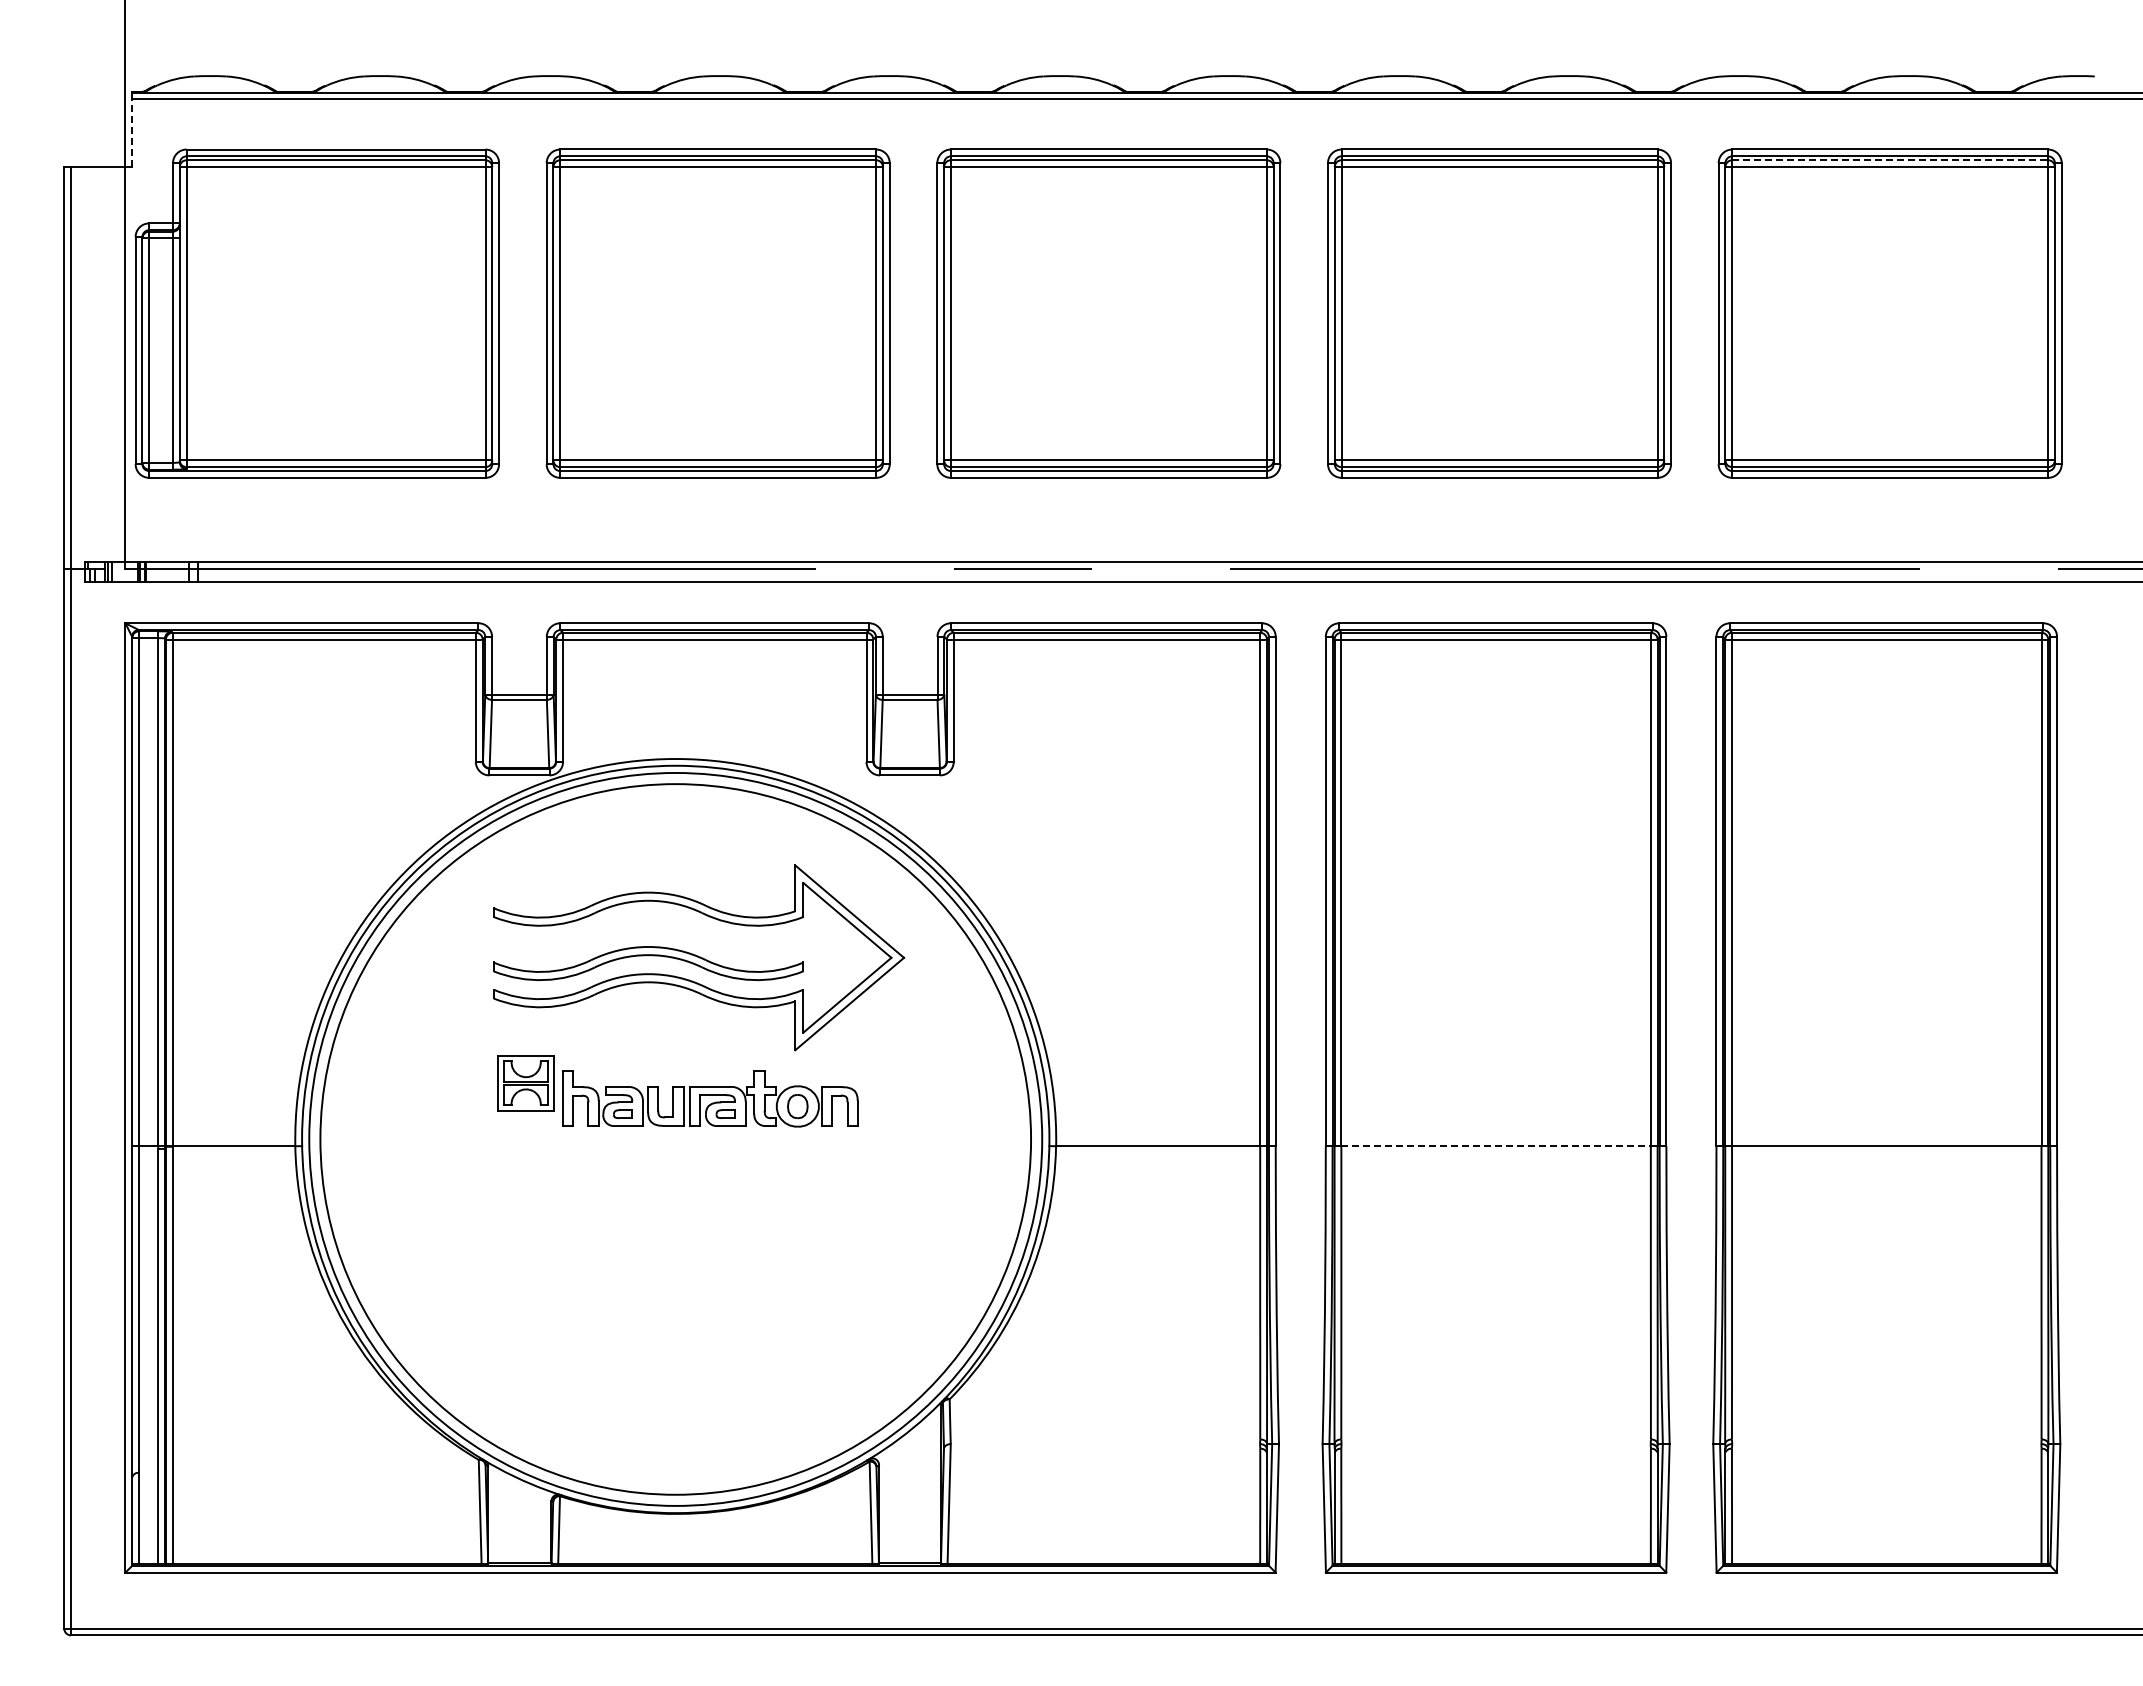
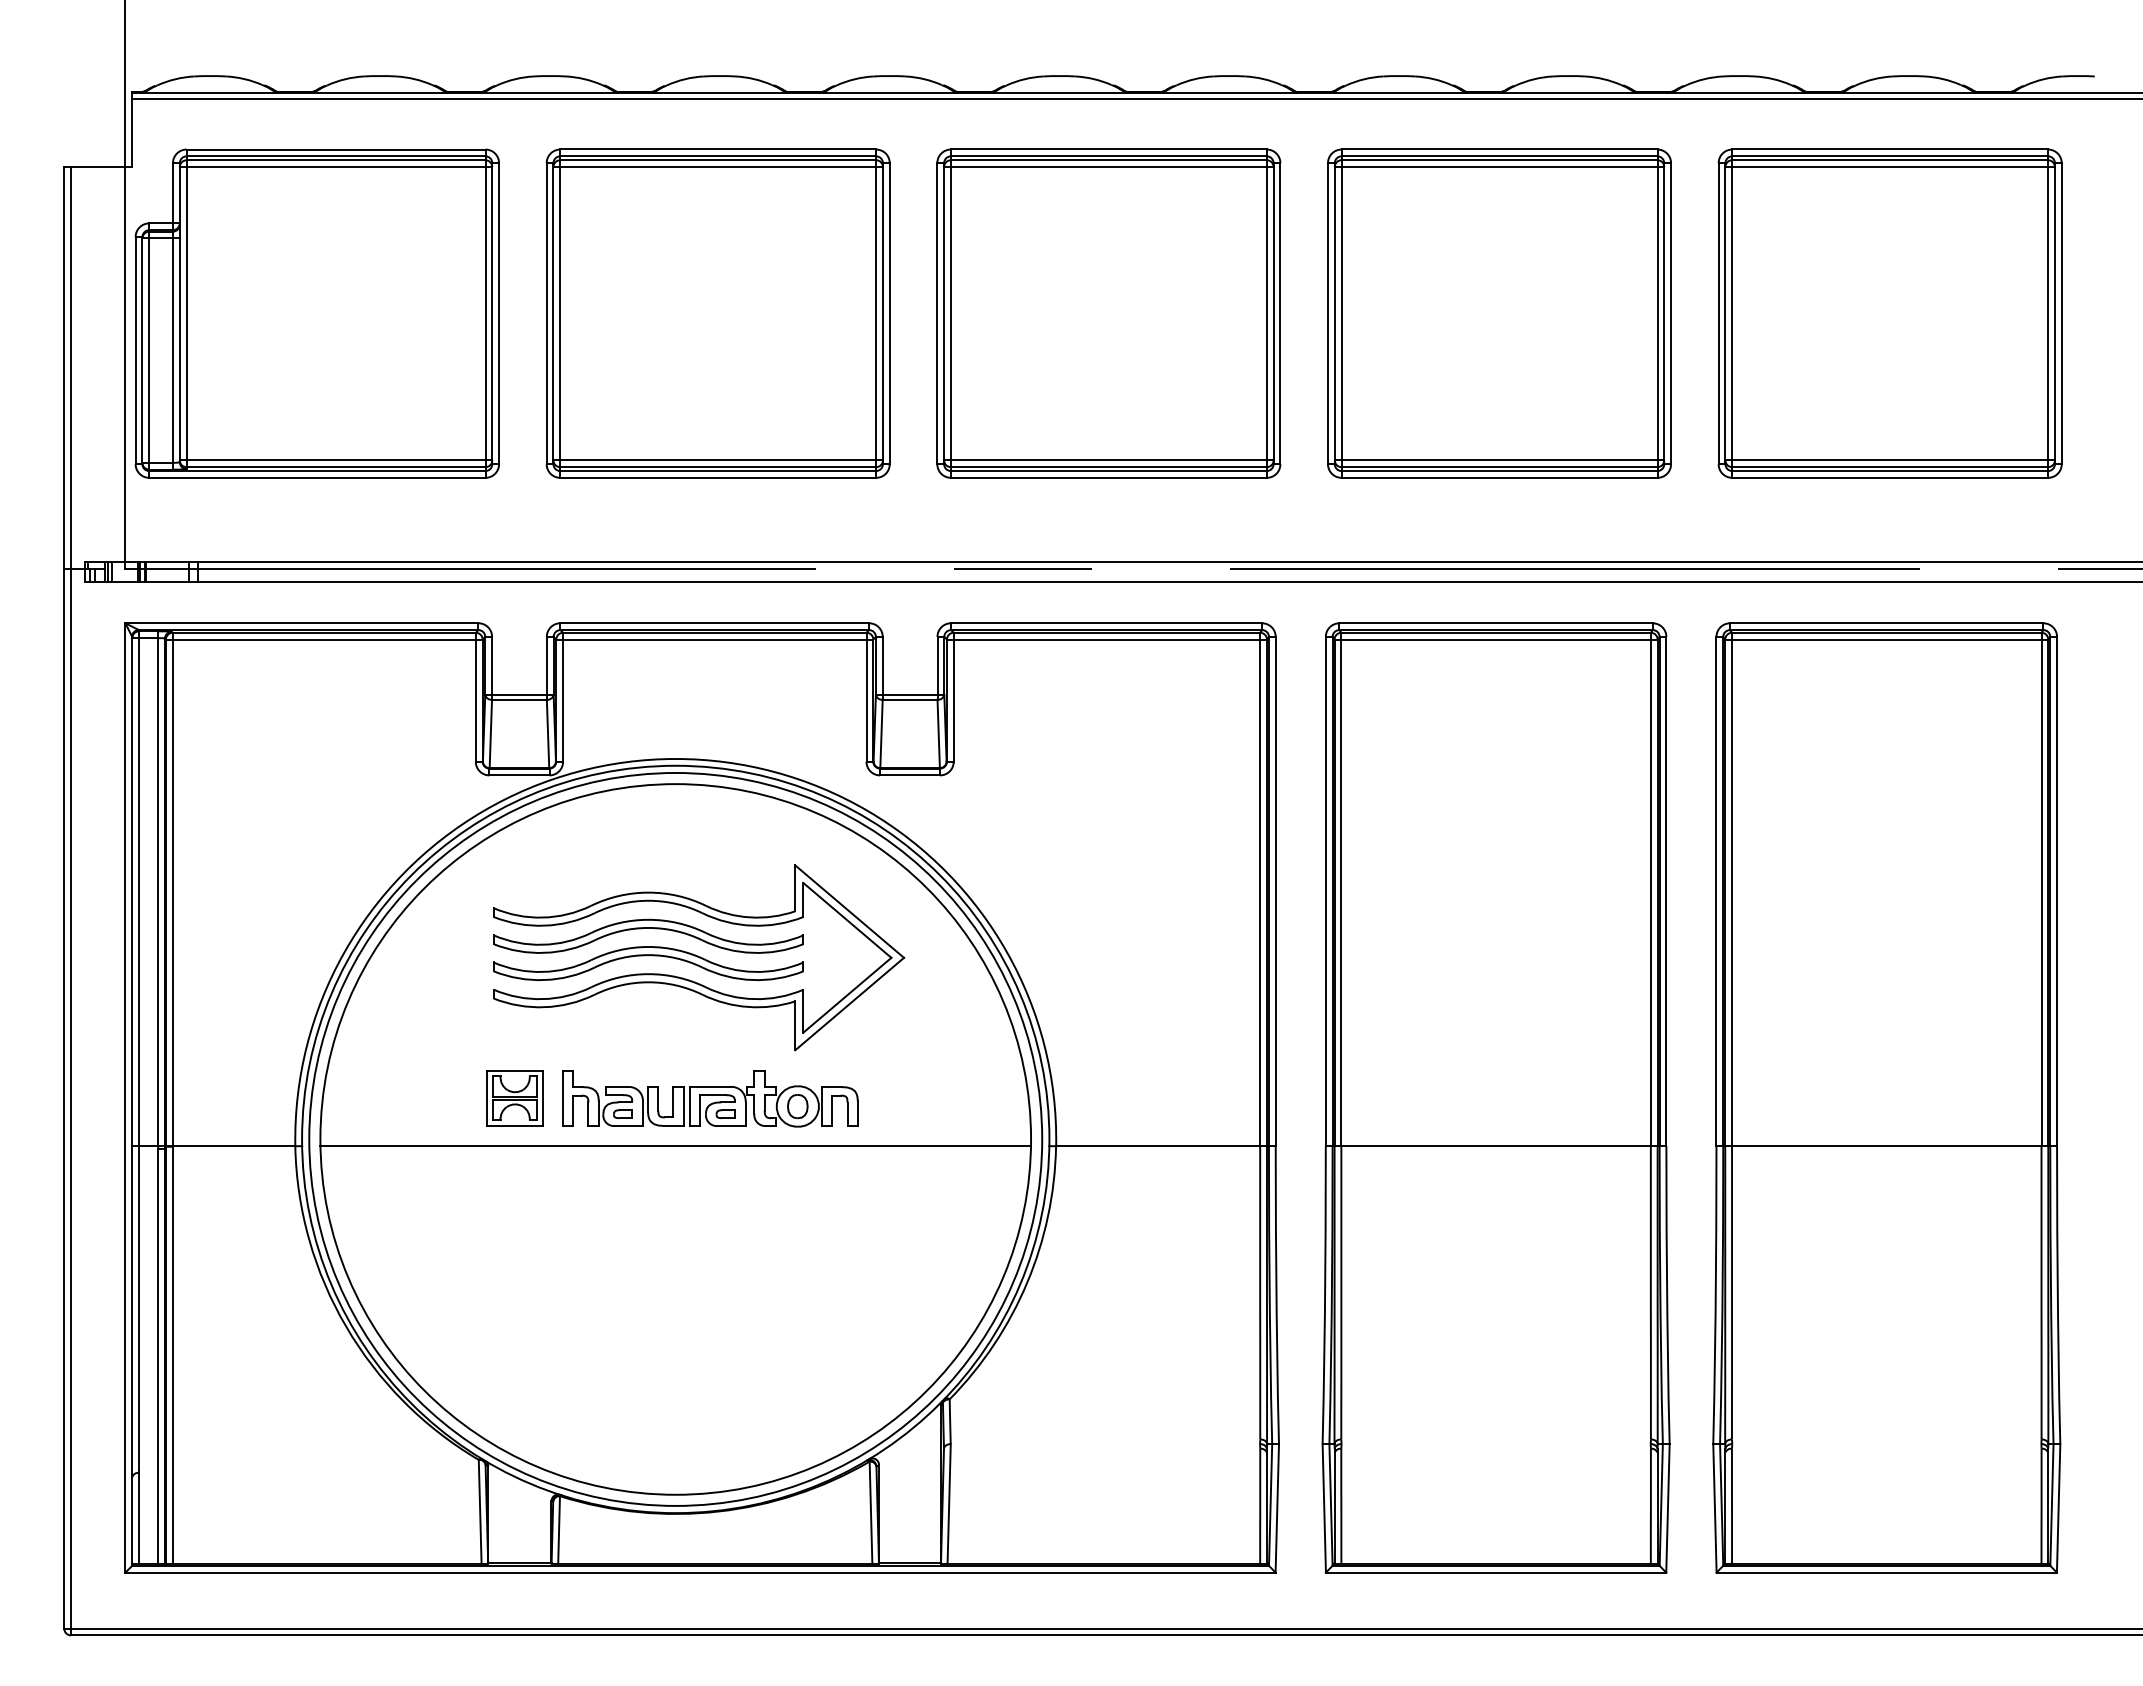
line: dashed -> solid (132, 133)
line: dashed -> solid (1890, 160)
part: none -> present (648, 928)
part position: (525, 1083) -> (514, 1098) (514, 1098)
line: none -> present (675, 1146)
line: dashed -> solid (1496, 1146)
